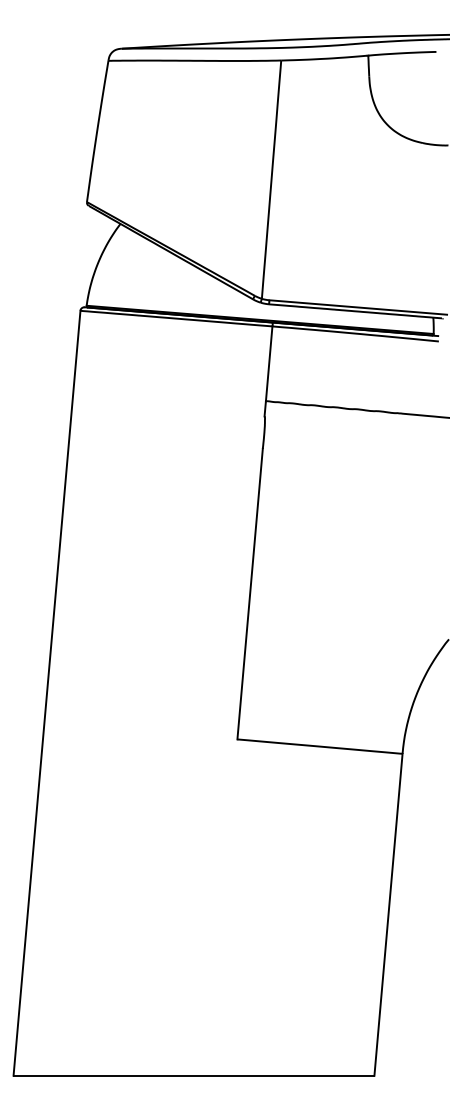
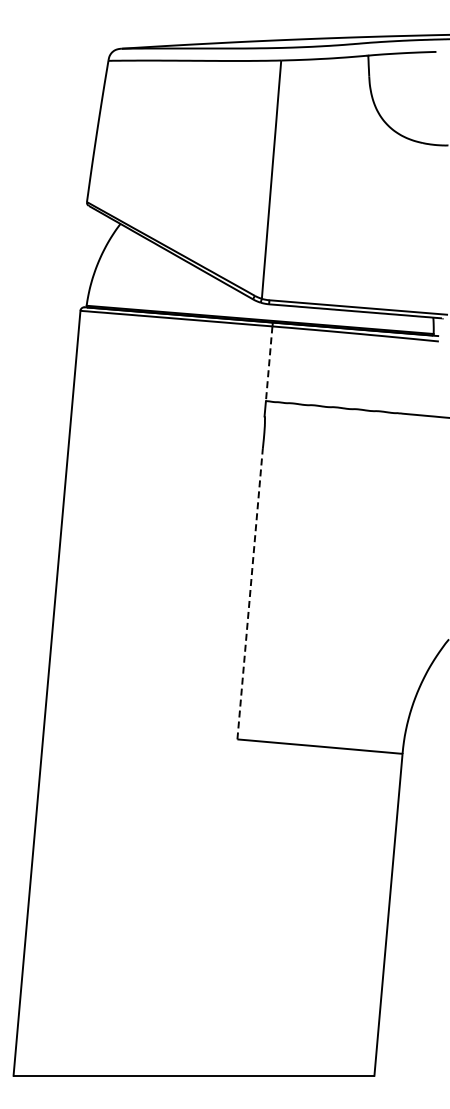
line: solid -> dashed (269, 363)
line: solid -> dashed (250, 594)
